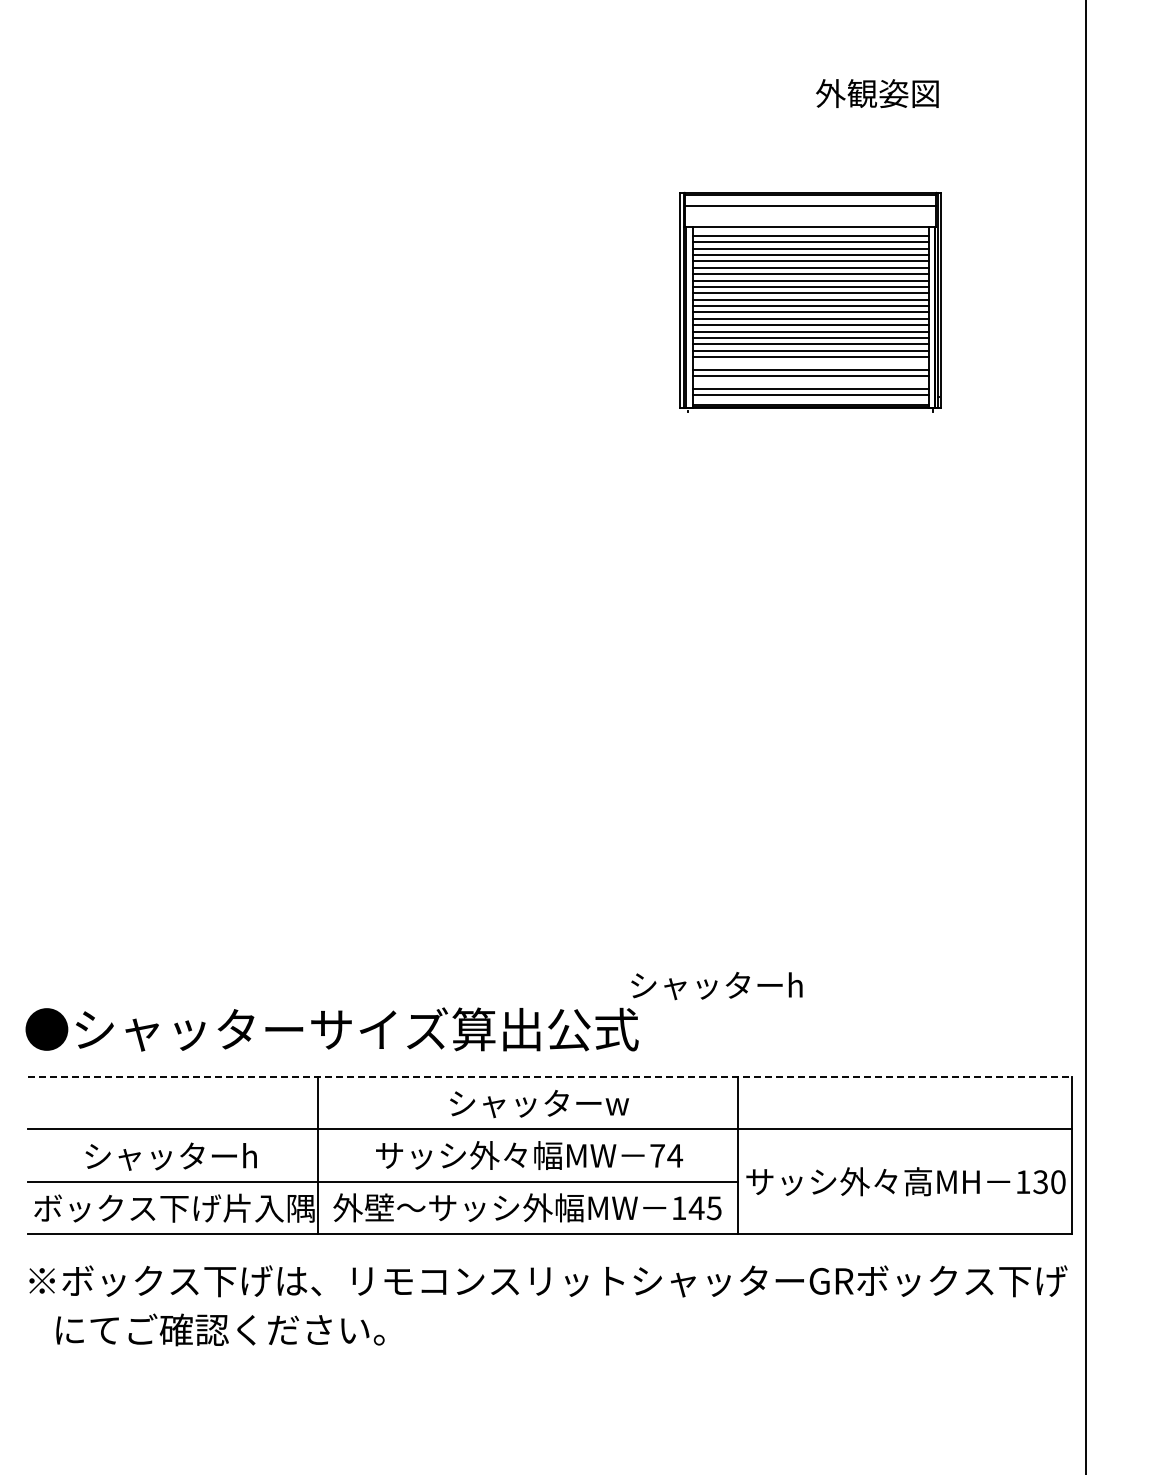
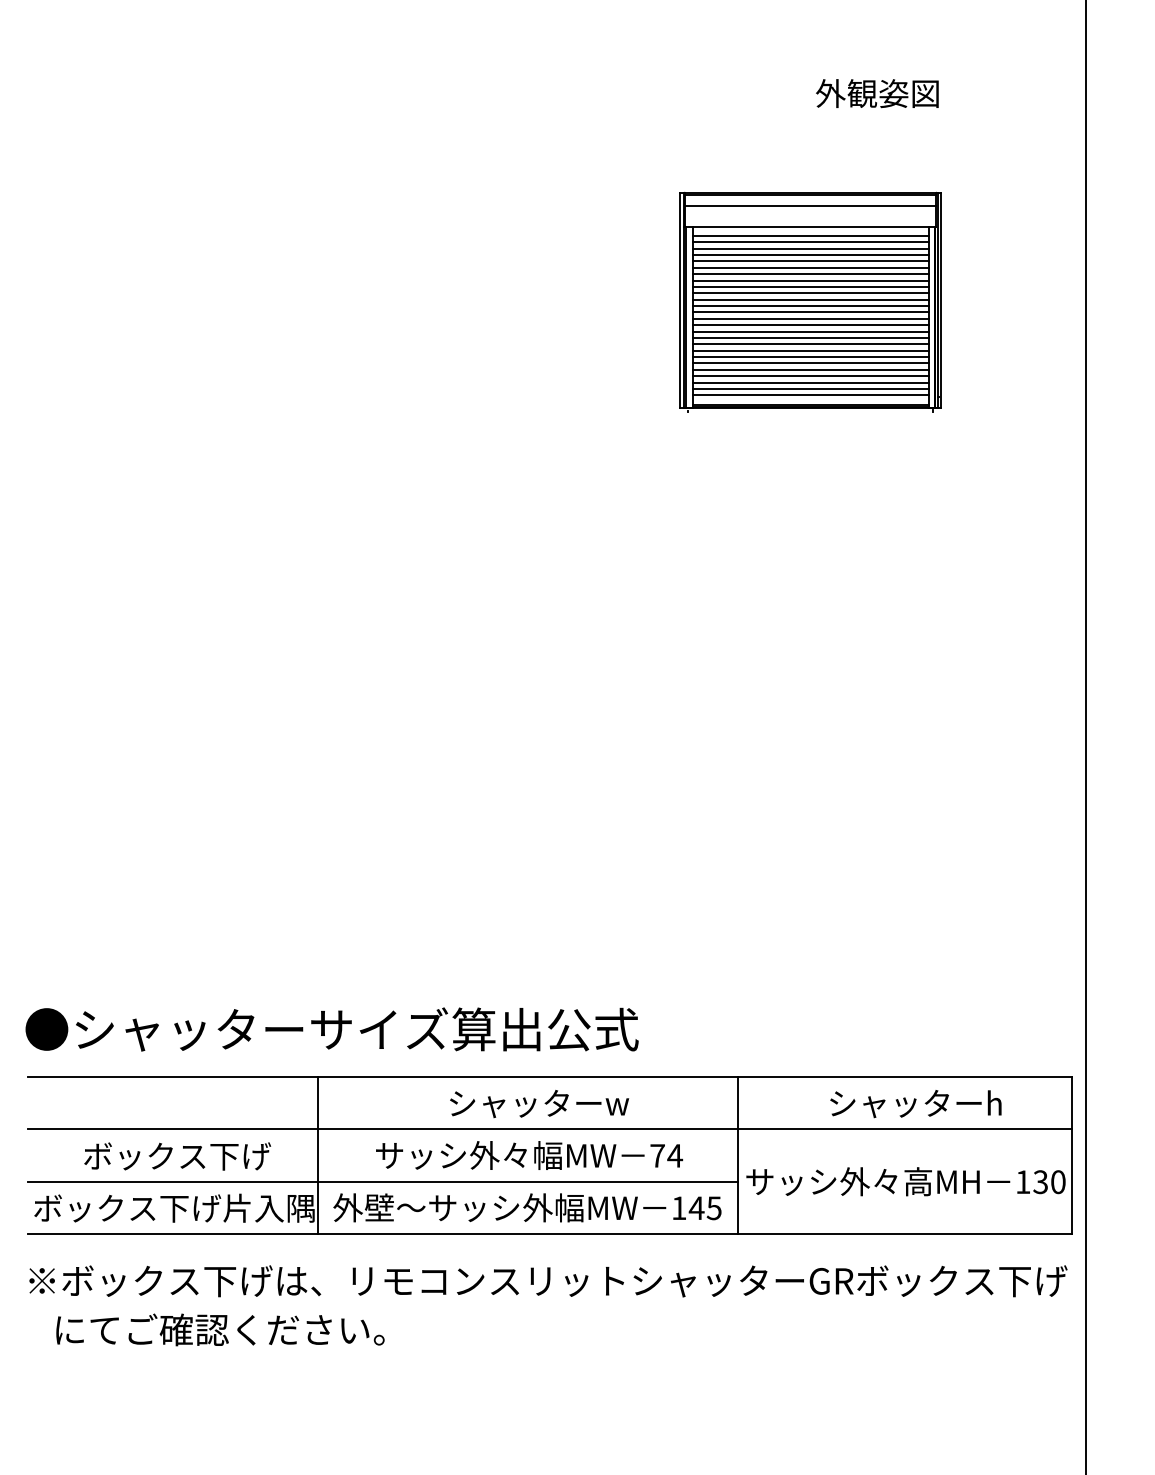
line: none -> present (810, 363)
line: none -> present (810, 382)
text position: (716, 986) -> (915, 1104) (915, 1104)
line: dashed -> solid (549, 1077)
text: シャッターh -> ボックス下げ (177, 1156)
